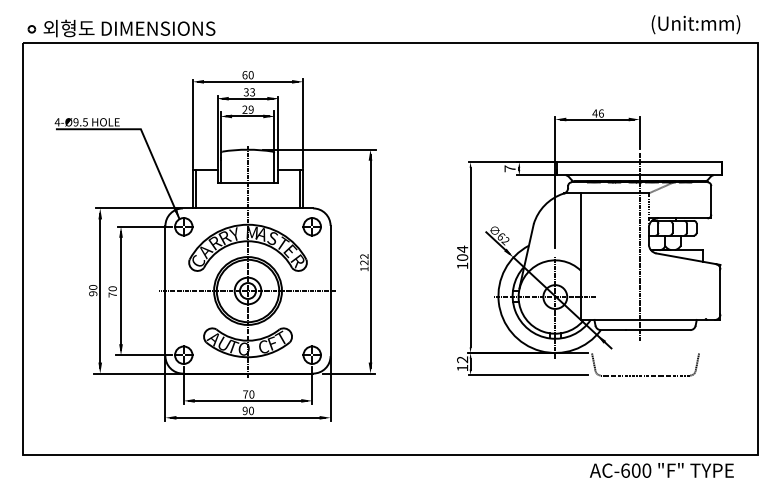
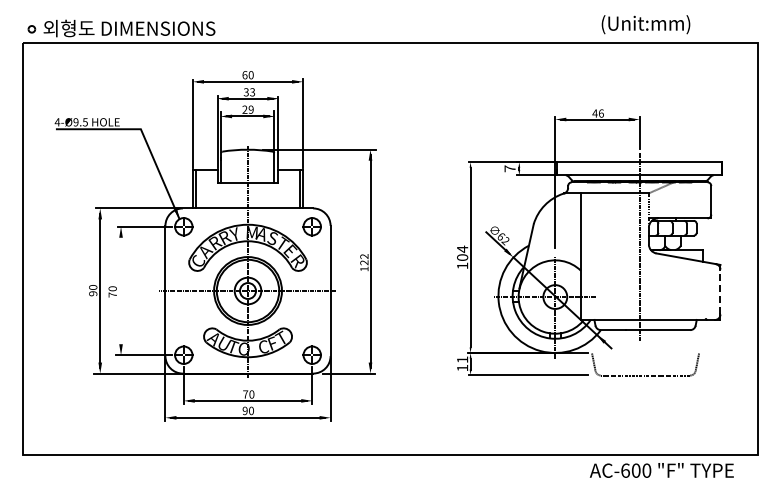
text position: (695, 24) -> (645, 24) (645, 24)
line: present -> none (121, 290)
line: solid -> dashed (720, 291)
text: 12 -> 11 (462, 359)
